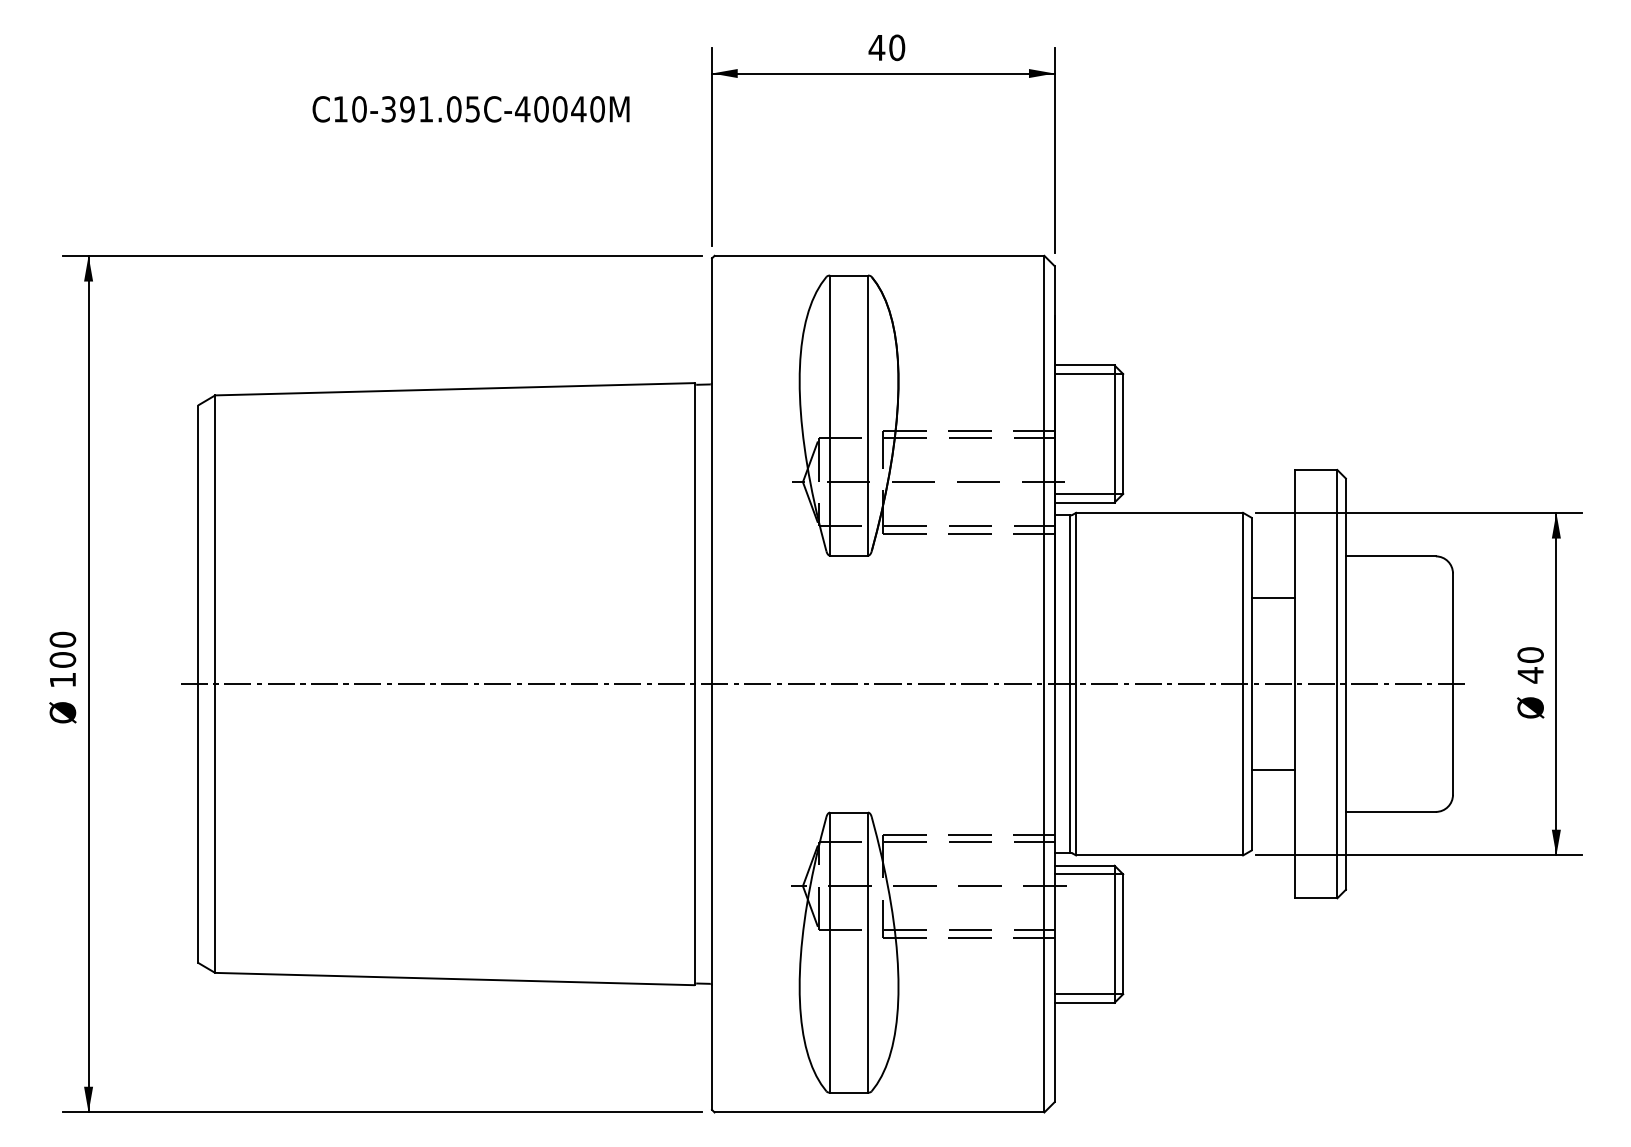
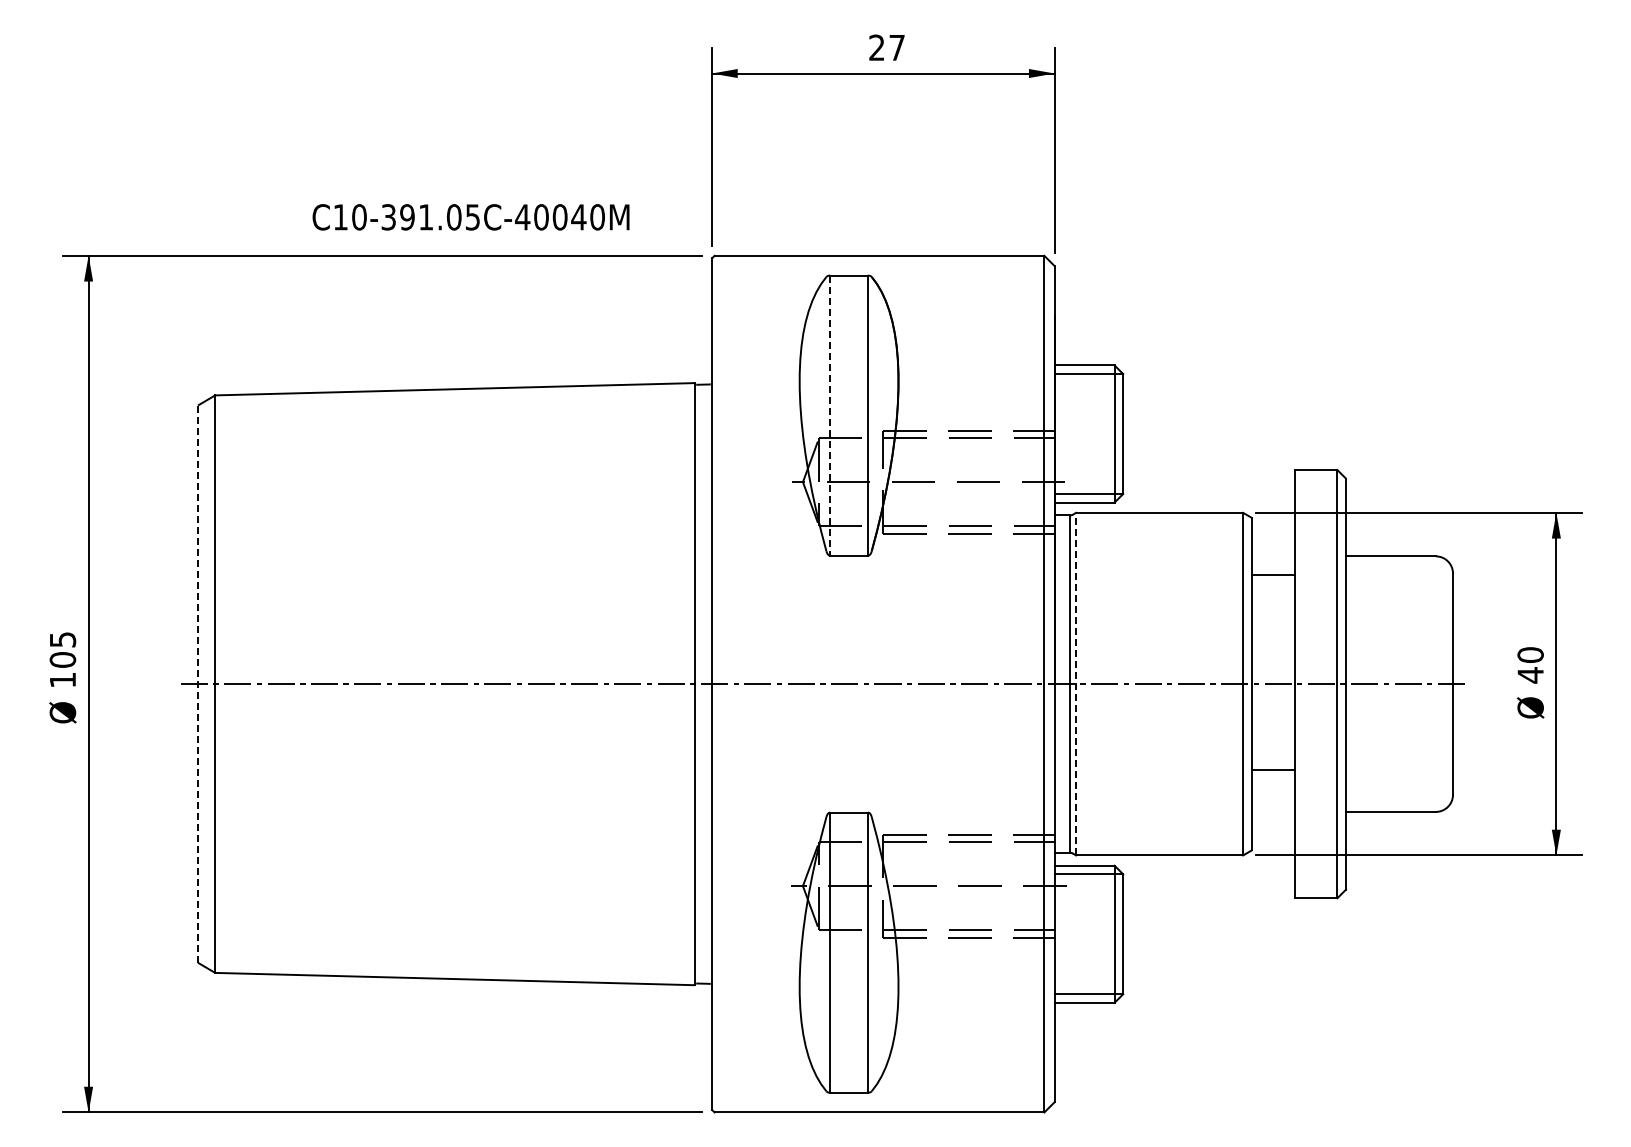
text: 40 -> 27 (886, 47)
text position: (470, 109) -> (470, 217) (470, 217)
line: solid -> dashed (830, 416)
line position: (1272, 598) -> (1272, 575) (1272, 575)
text: 100 -> 105 (62, 639)
line: solid -> dashed (1076, 683)
line: solid -> dashed (198, 684)
